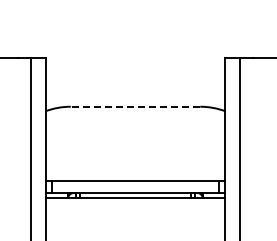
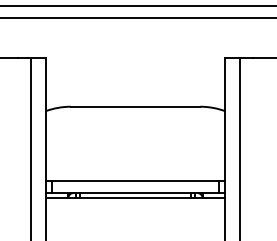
line: none -> present (137, 6)
line: none -> present (137, 18)
line: dashed -> solid (135, 106)
